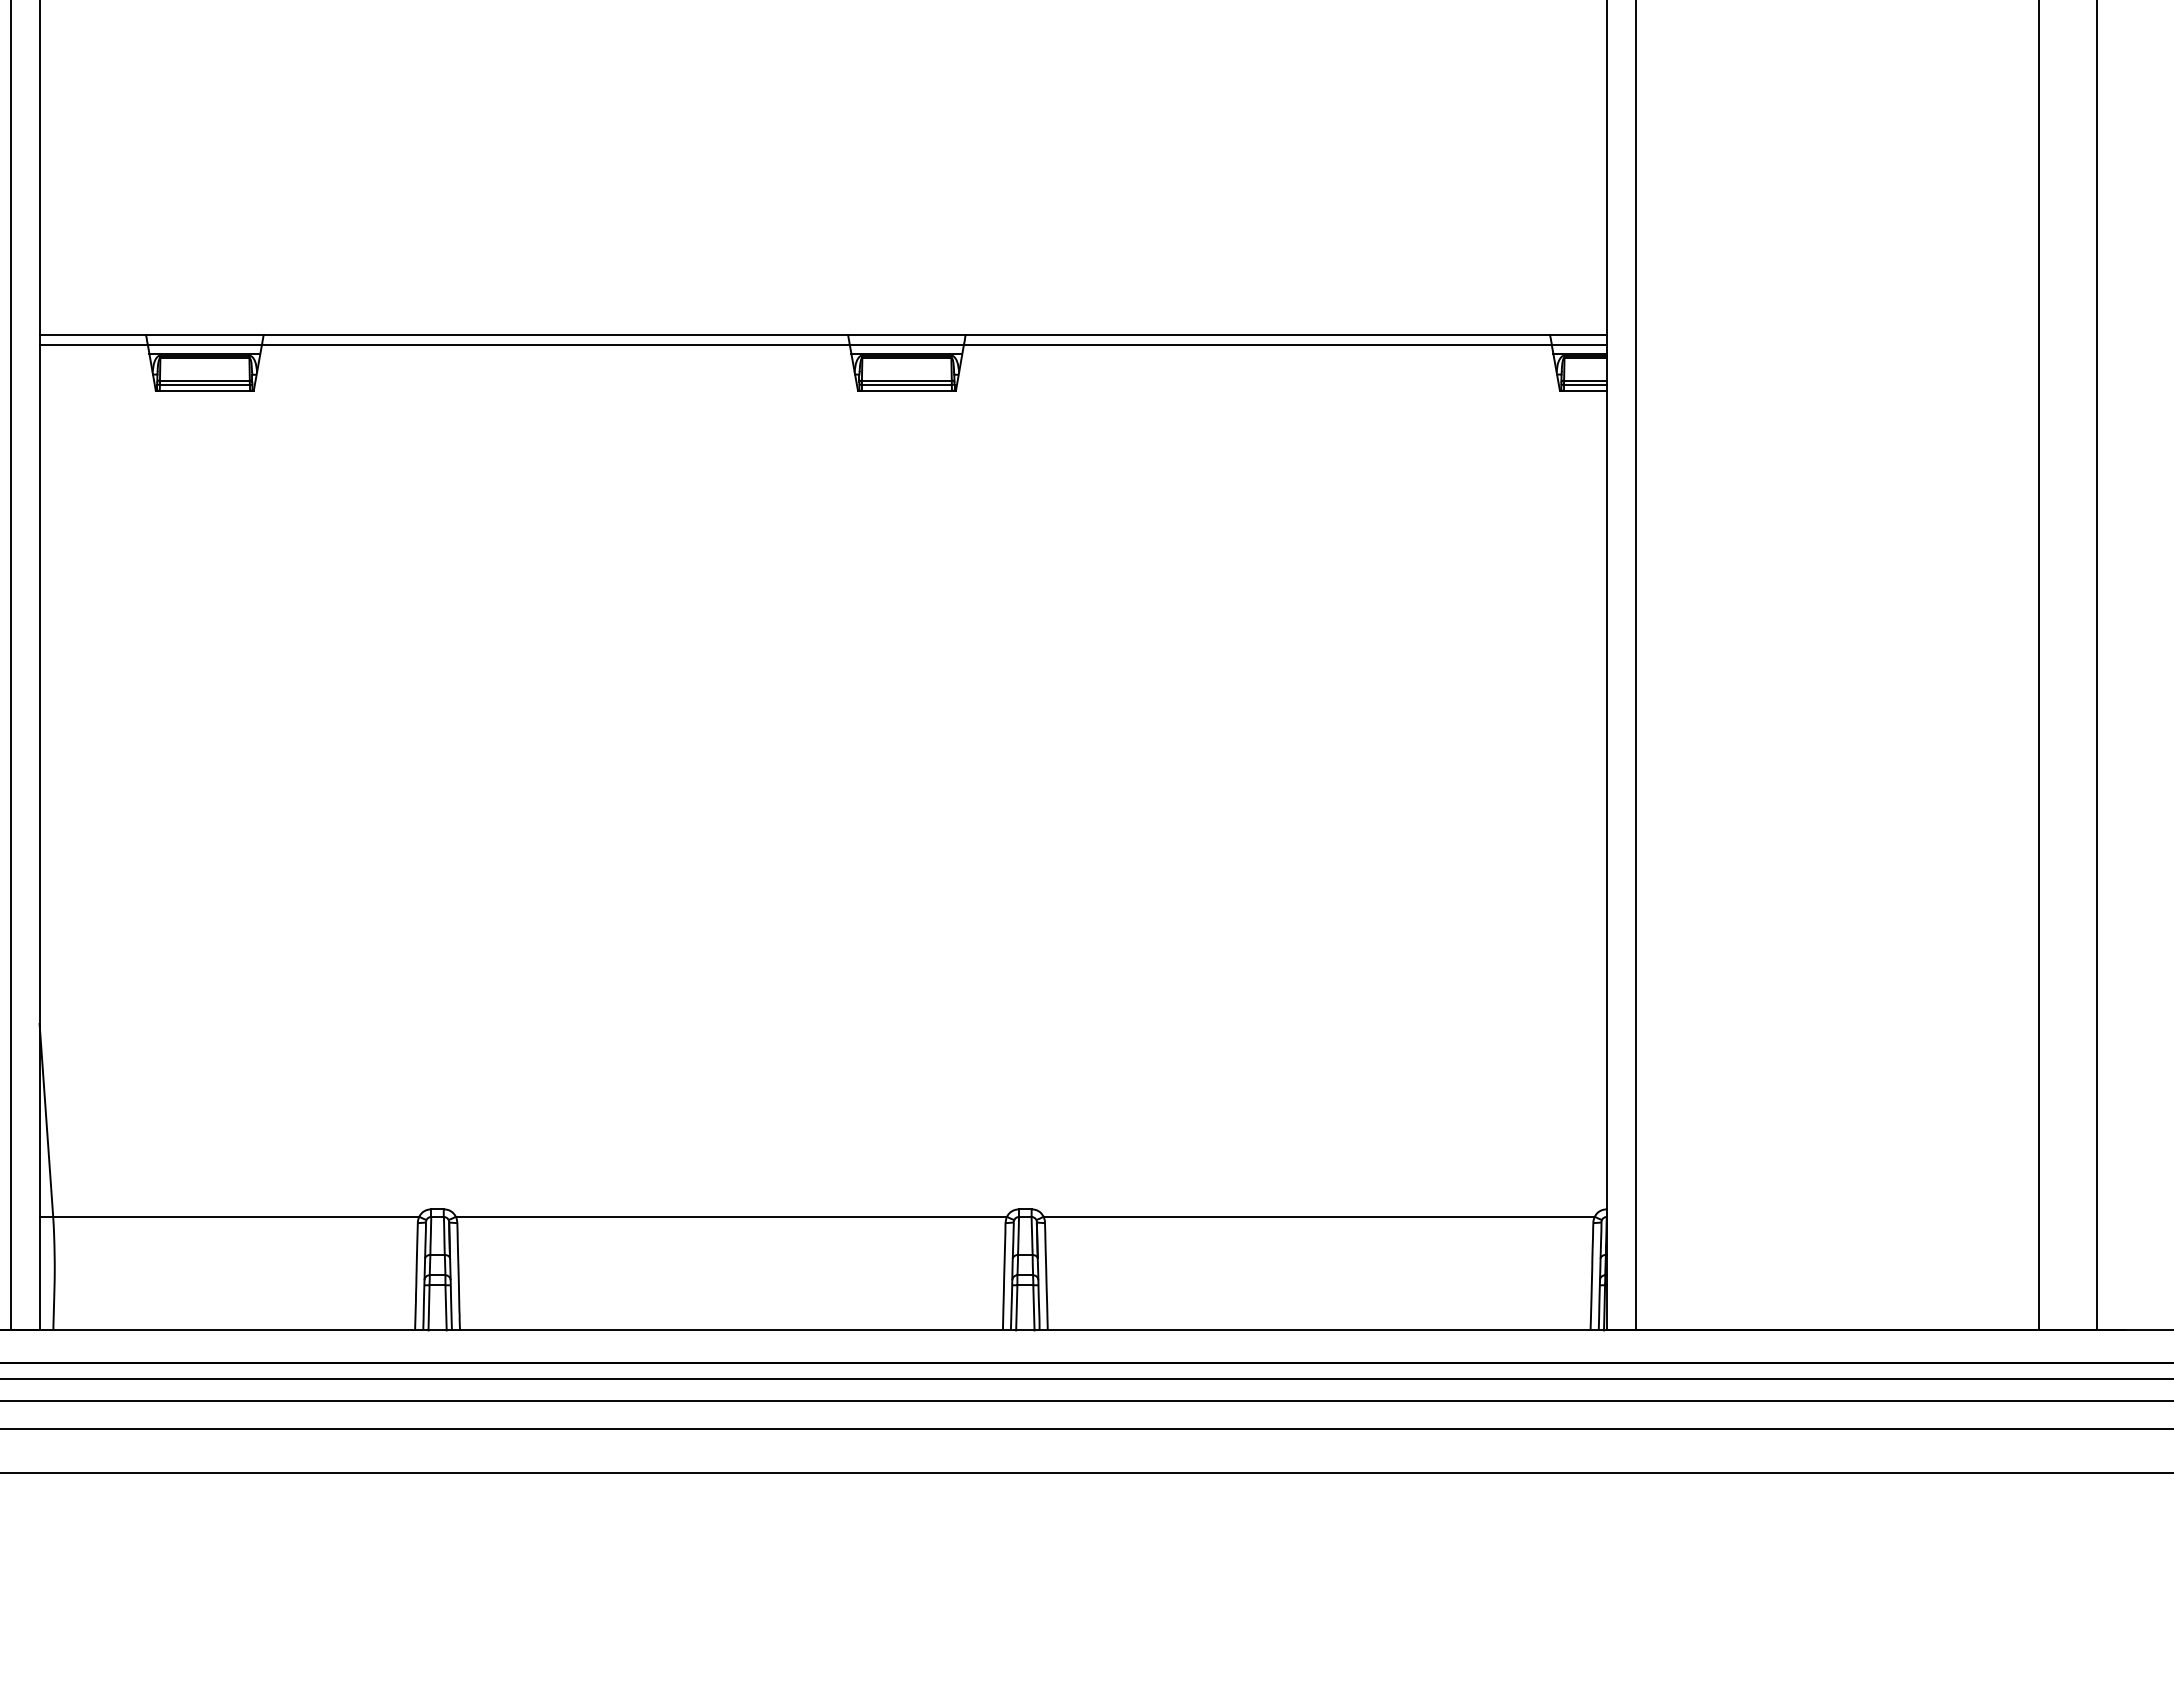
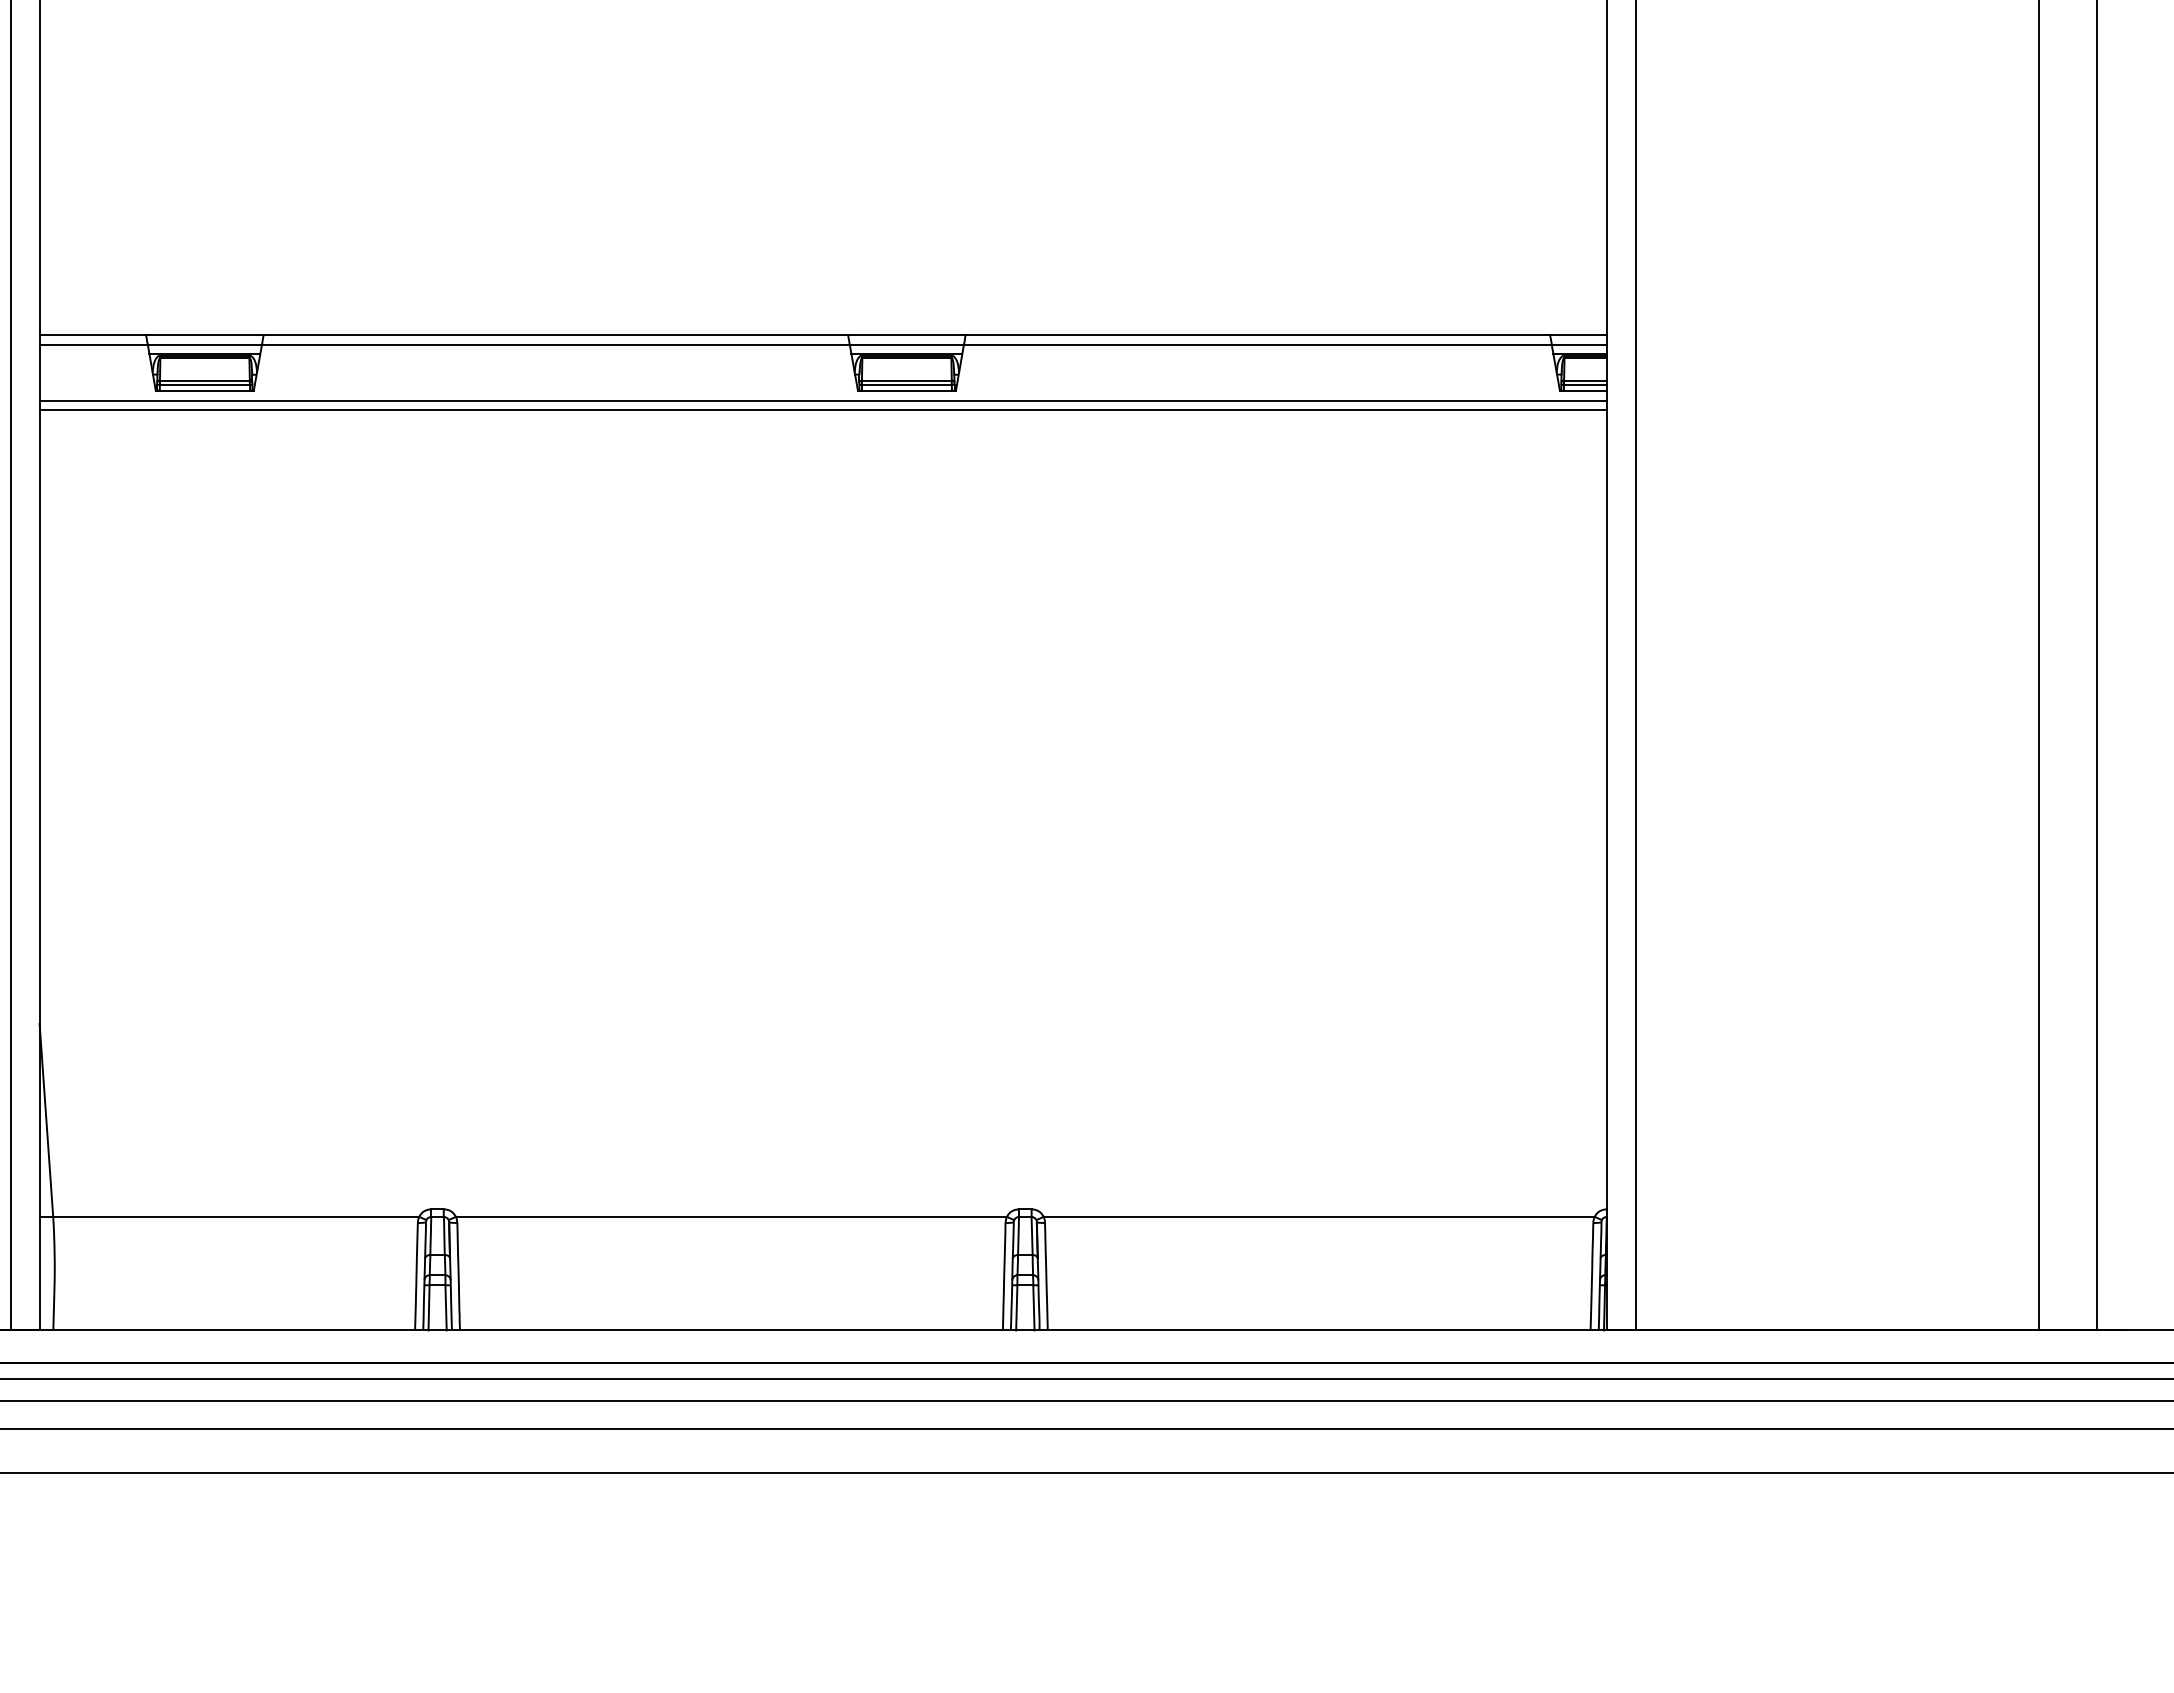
line: none -> present (822, 400)
line: none -> present (822, 410)
